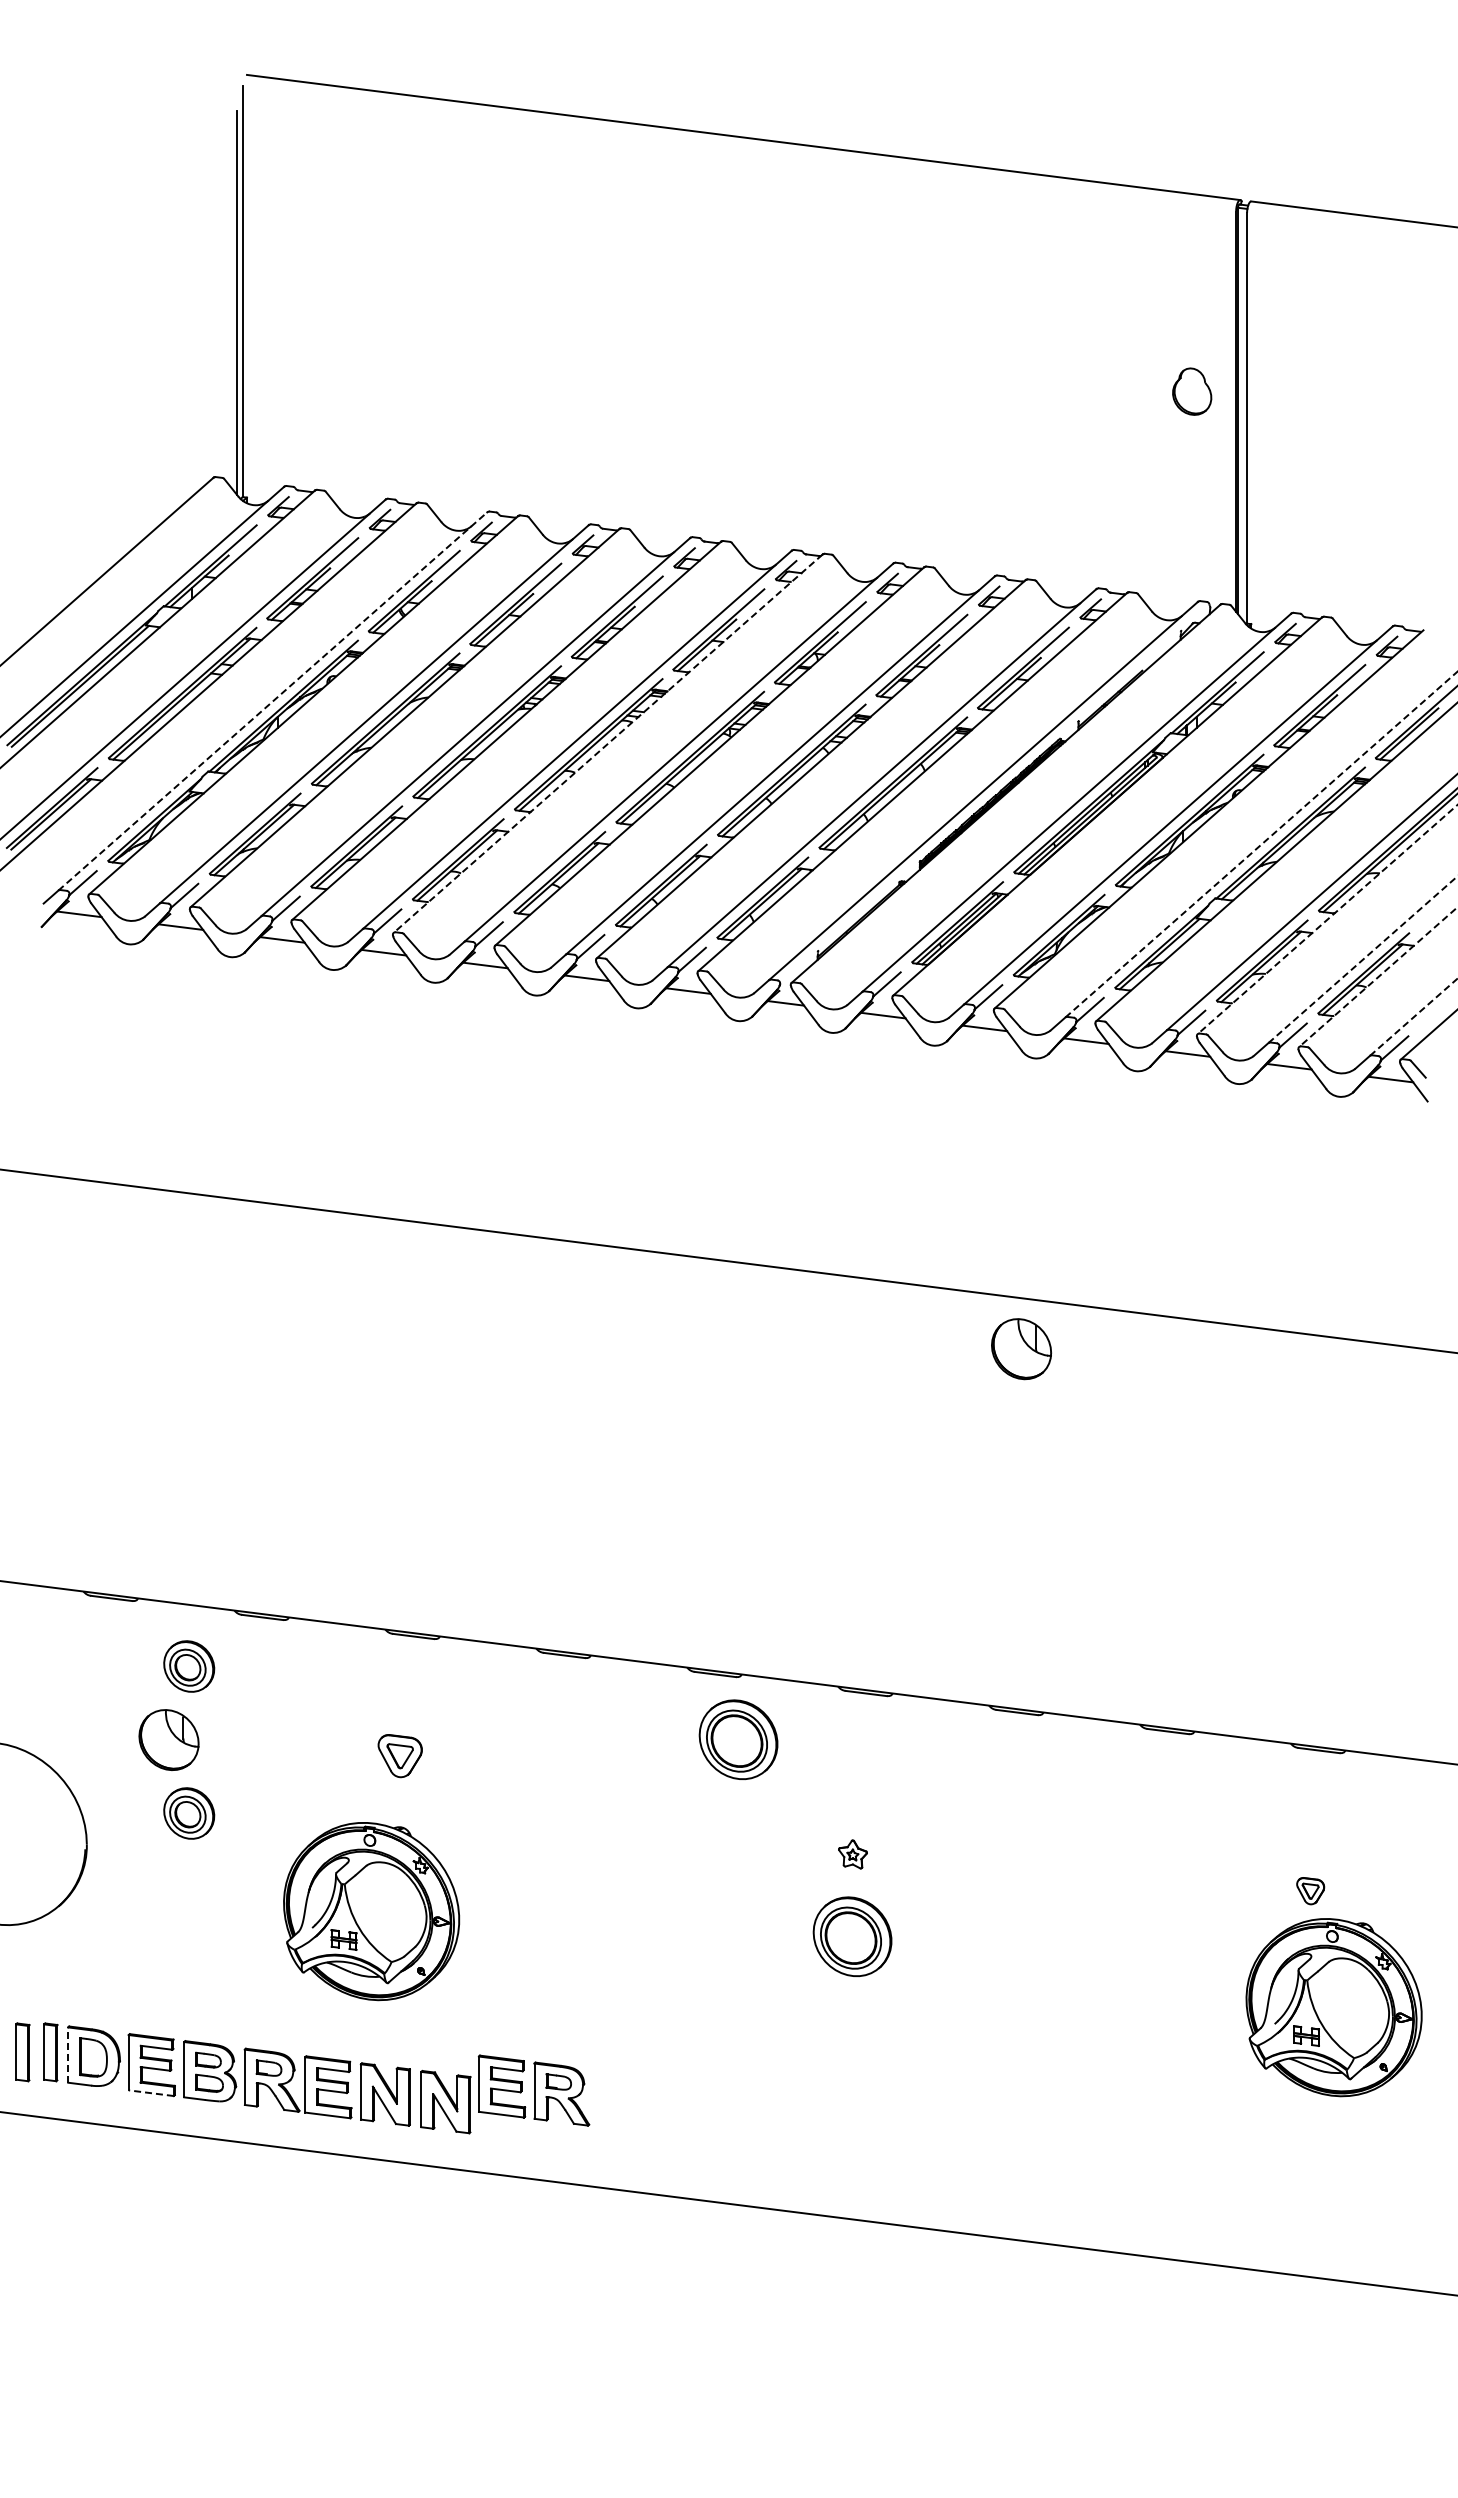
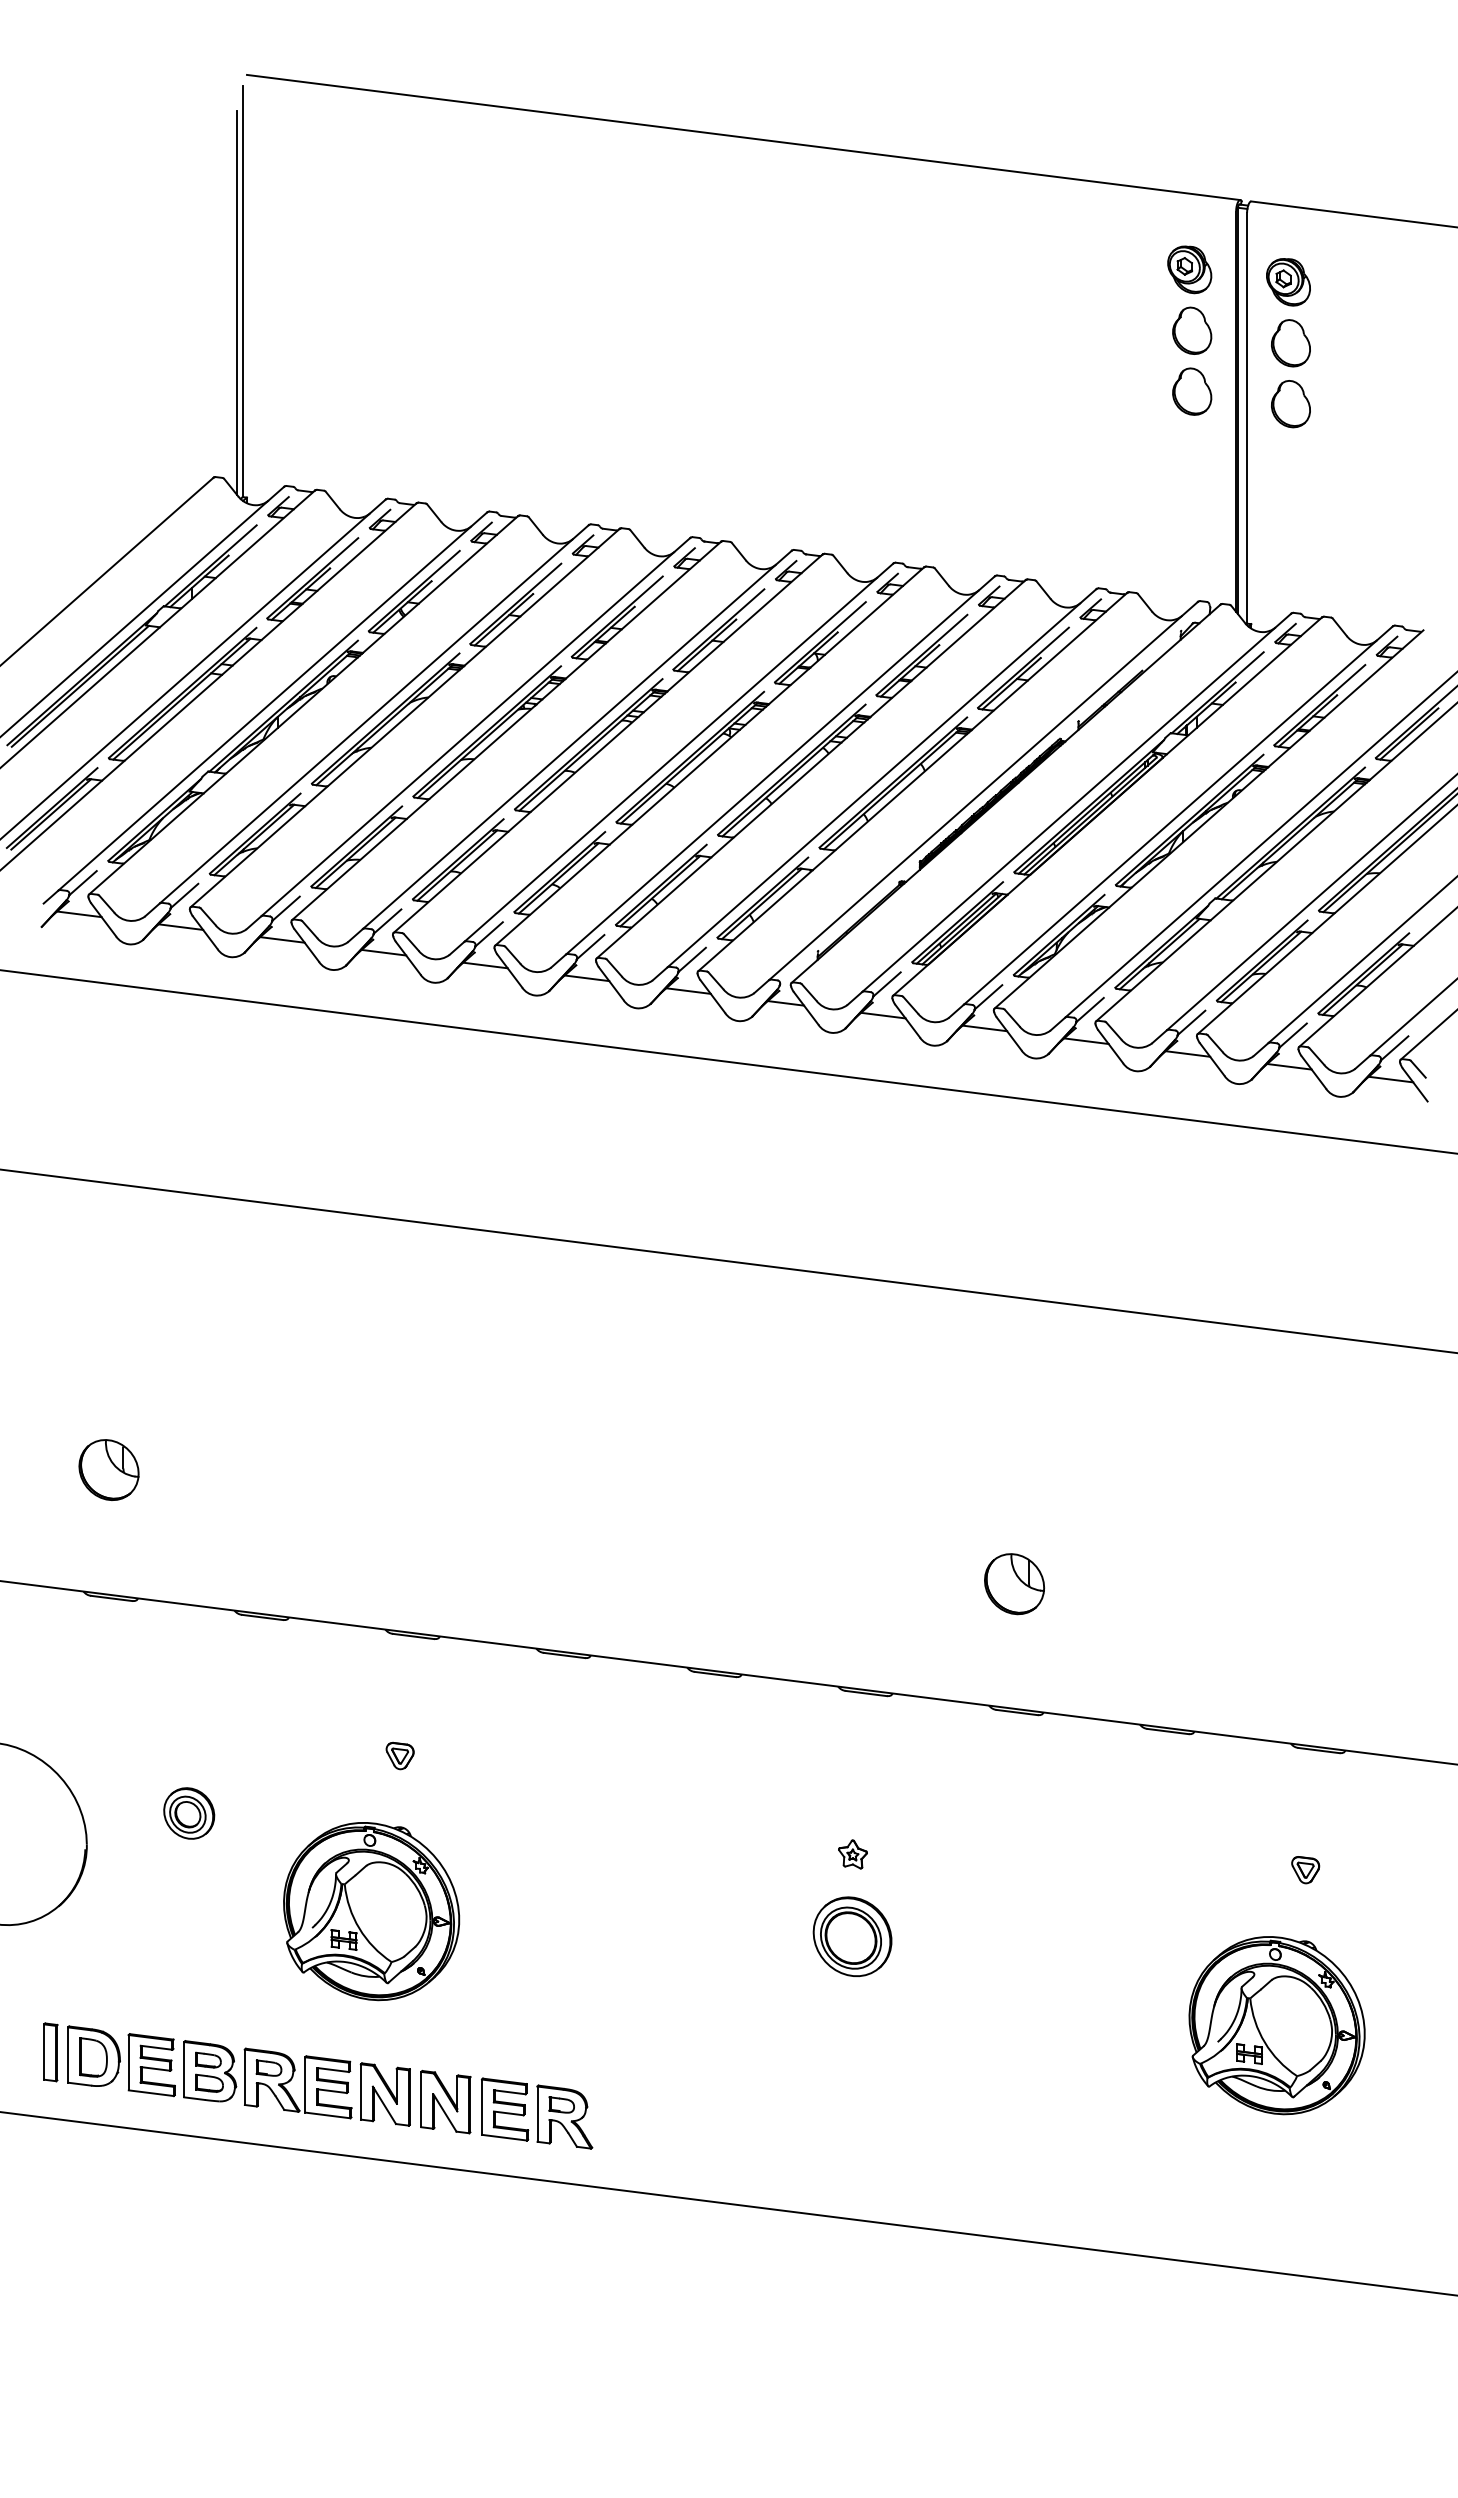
part: none -> present (1189, 269)
part: none -> present (1288, 282)
part: none -> present (1192, 330)
part: none -> present (1290, 343)
part: none -> present (1290, 404)
line: dashed -> solid (272, 701)
line: dashed -> solid (608, 743)
line: dashed -> solid (1261, 844)
line: dashed -> solid (1327, 919)
line: dashed -> solid (1362, 959)
line: dashed -> solid (1377, 977)
line: dashed -> solid (1414, 1016)
line: none -> present (728, 1061)
part position: (1021, 1349) -> (1014, 1584) (1014, 1584)
part: present -> none (189, 1666)
part position: (168, 1739) -> (108, 1469) (108, 1469)
part: present -> none (738, 1739)
part size: 46x45 px -> 30x30 px (399, 1755)
part position: (1310, 1891) -> (1305, 1870) (1305, 1870)
part position: (1333, 2007) -> (1276, 2025) (1276, 2025)
part: present -> none (22, 2052)
line: dashed -> solid (68, 2055)
part position: (533, 2090) -> (536, 2113) (536, 2113)
line: dashed -> solid (151, 2093)
